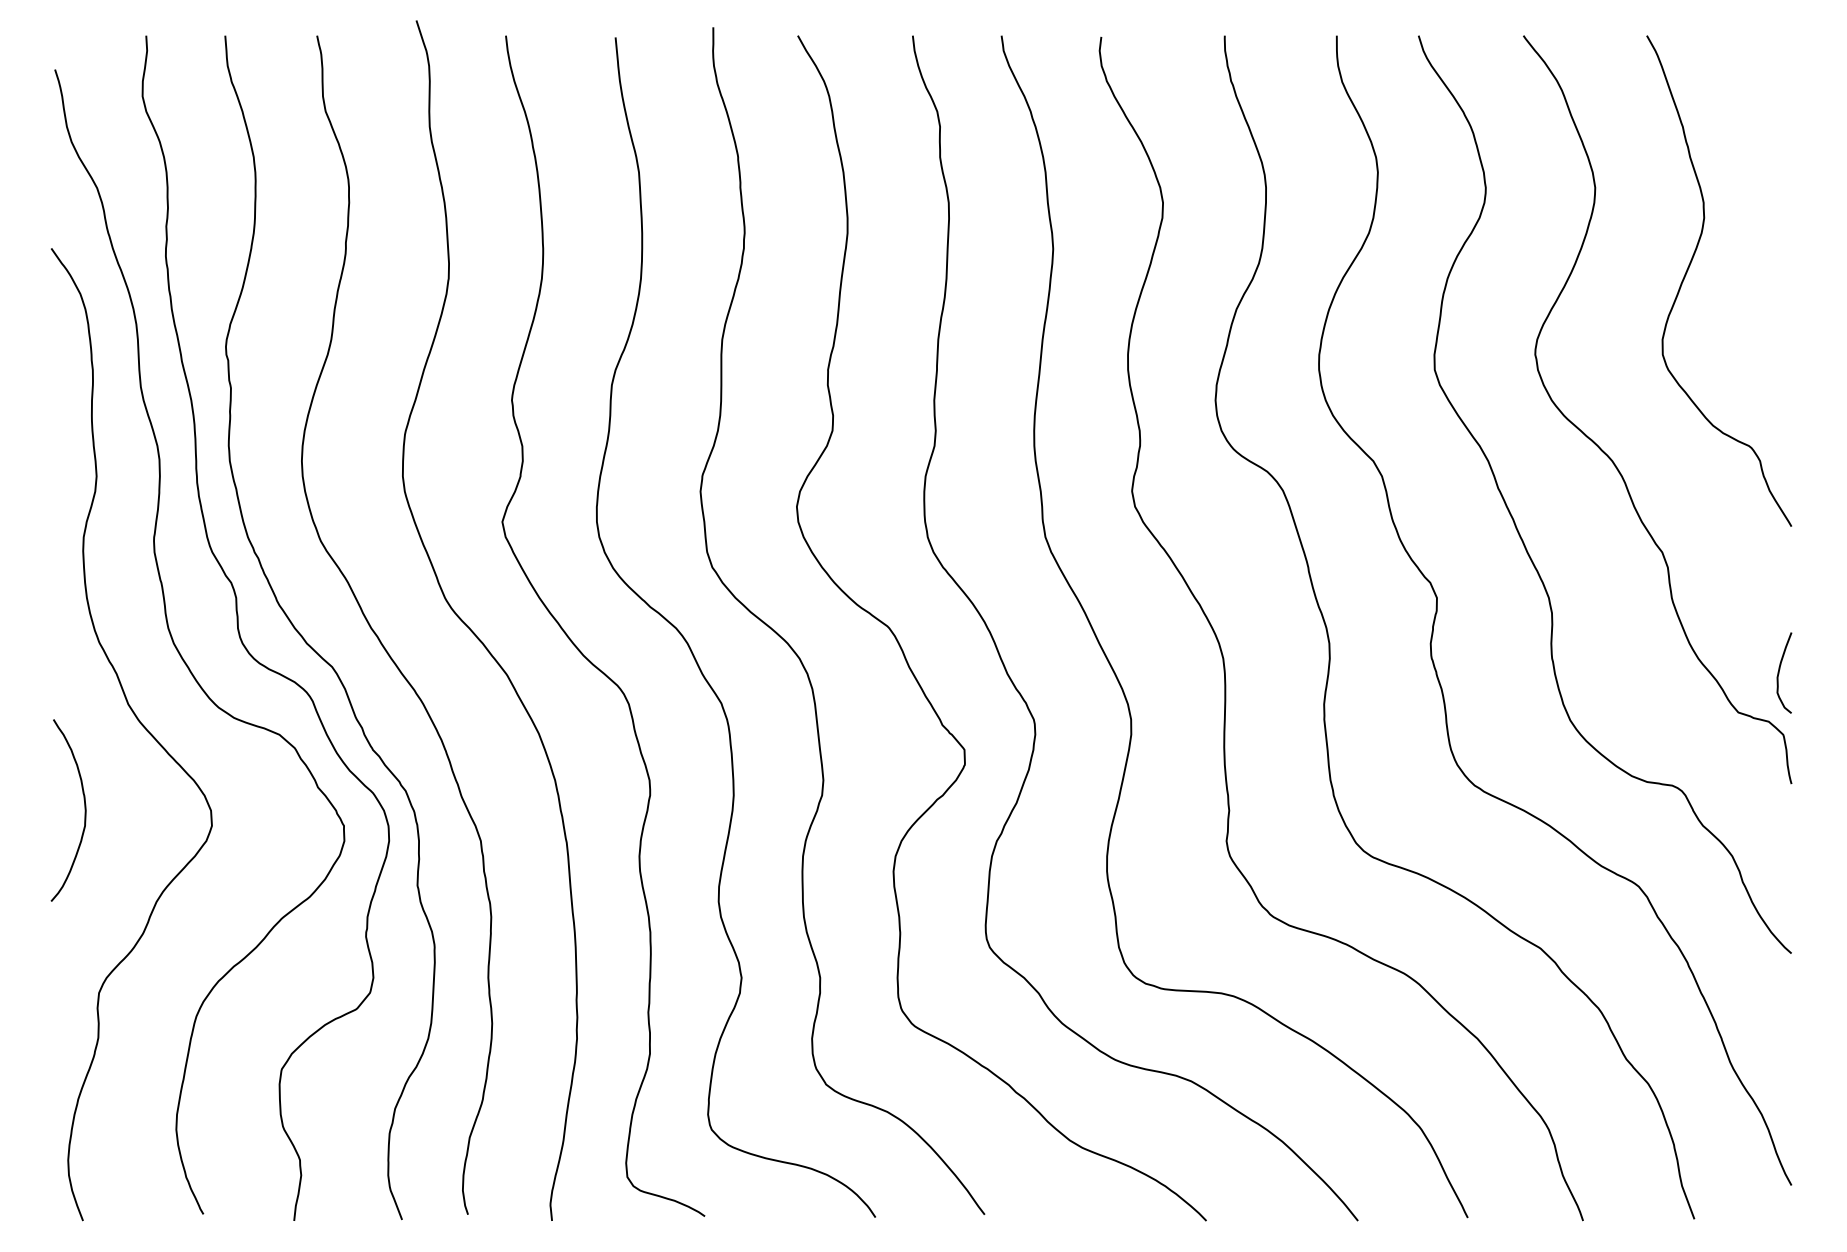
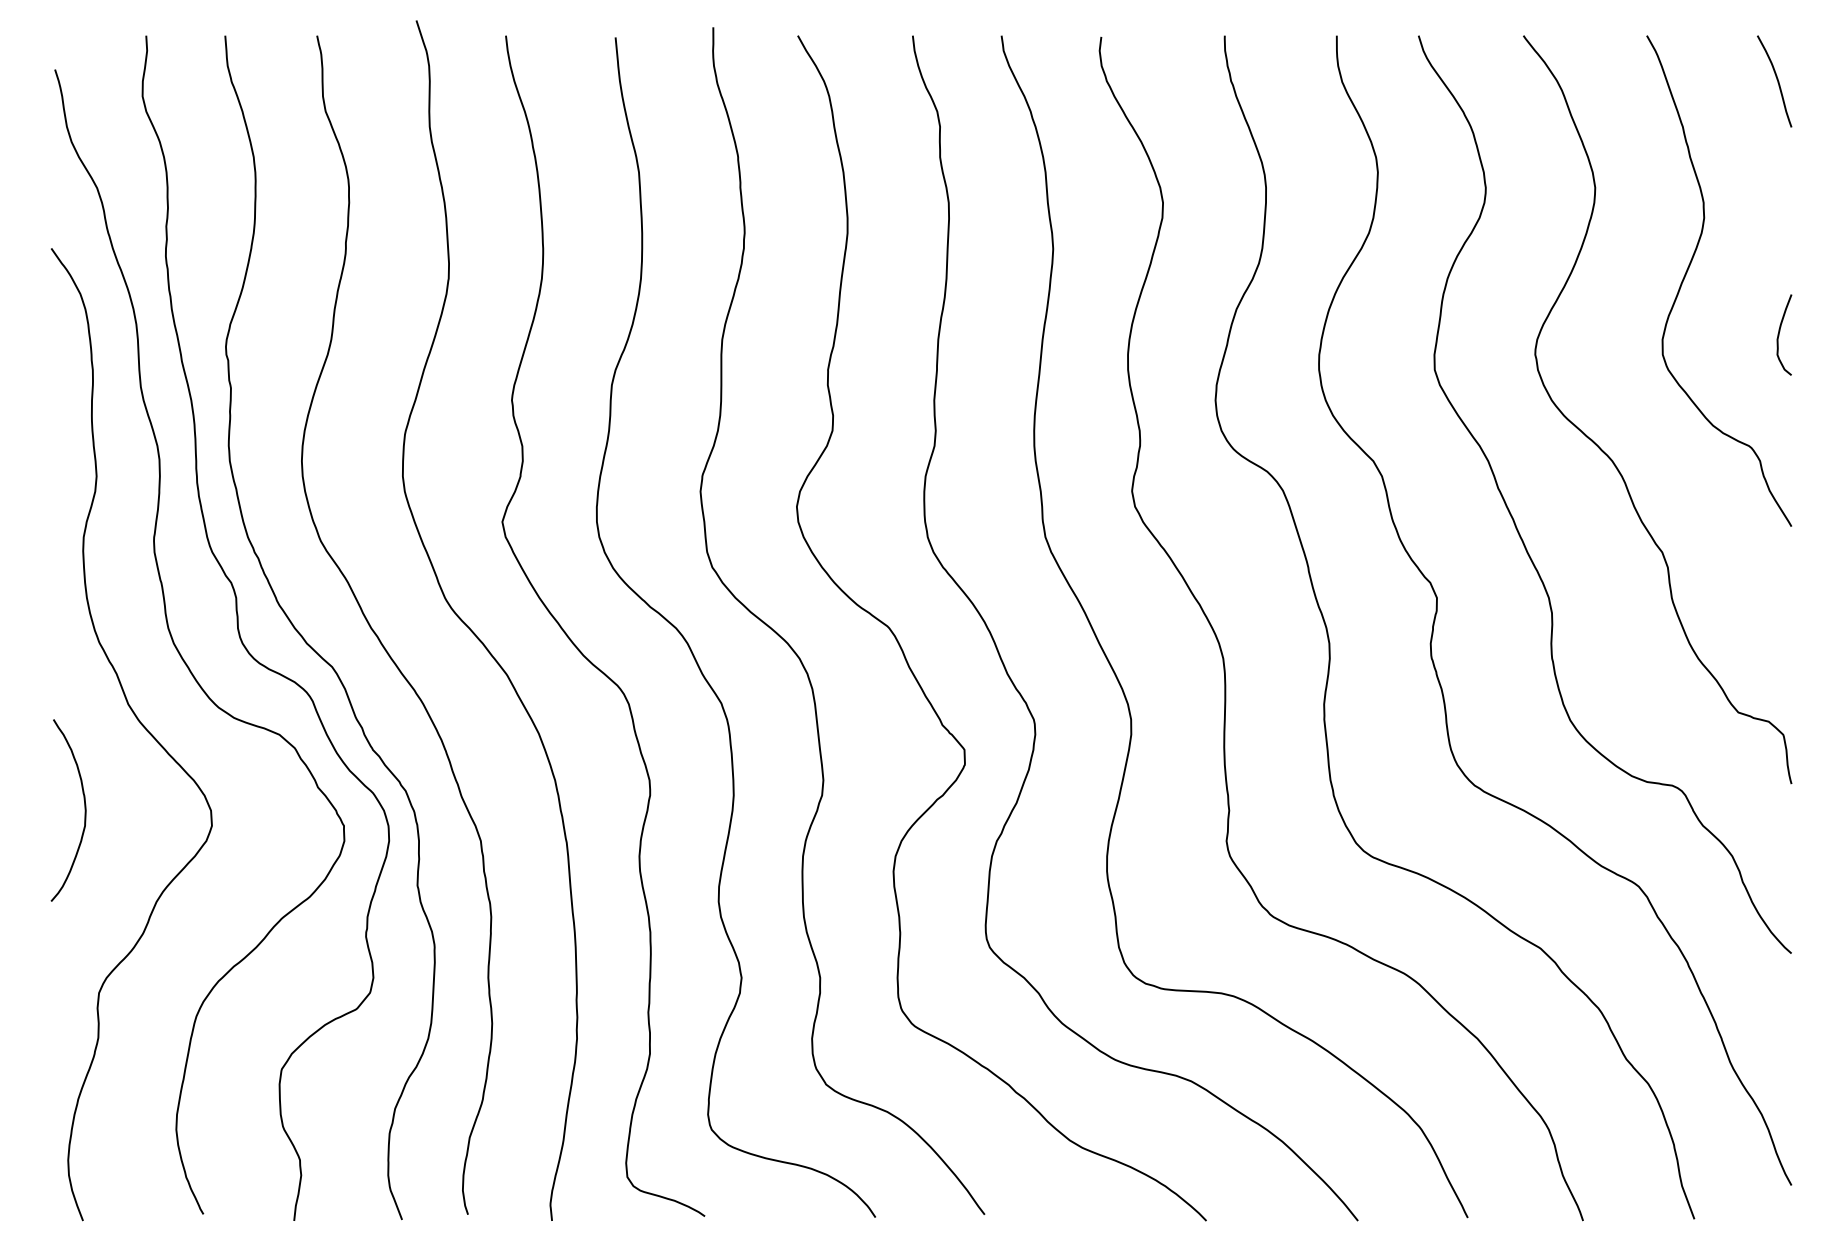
curve: none -> present (1776, 79)
curve position: (1780, 669) -> (1780, 331) (1780, 331)
